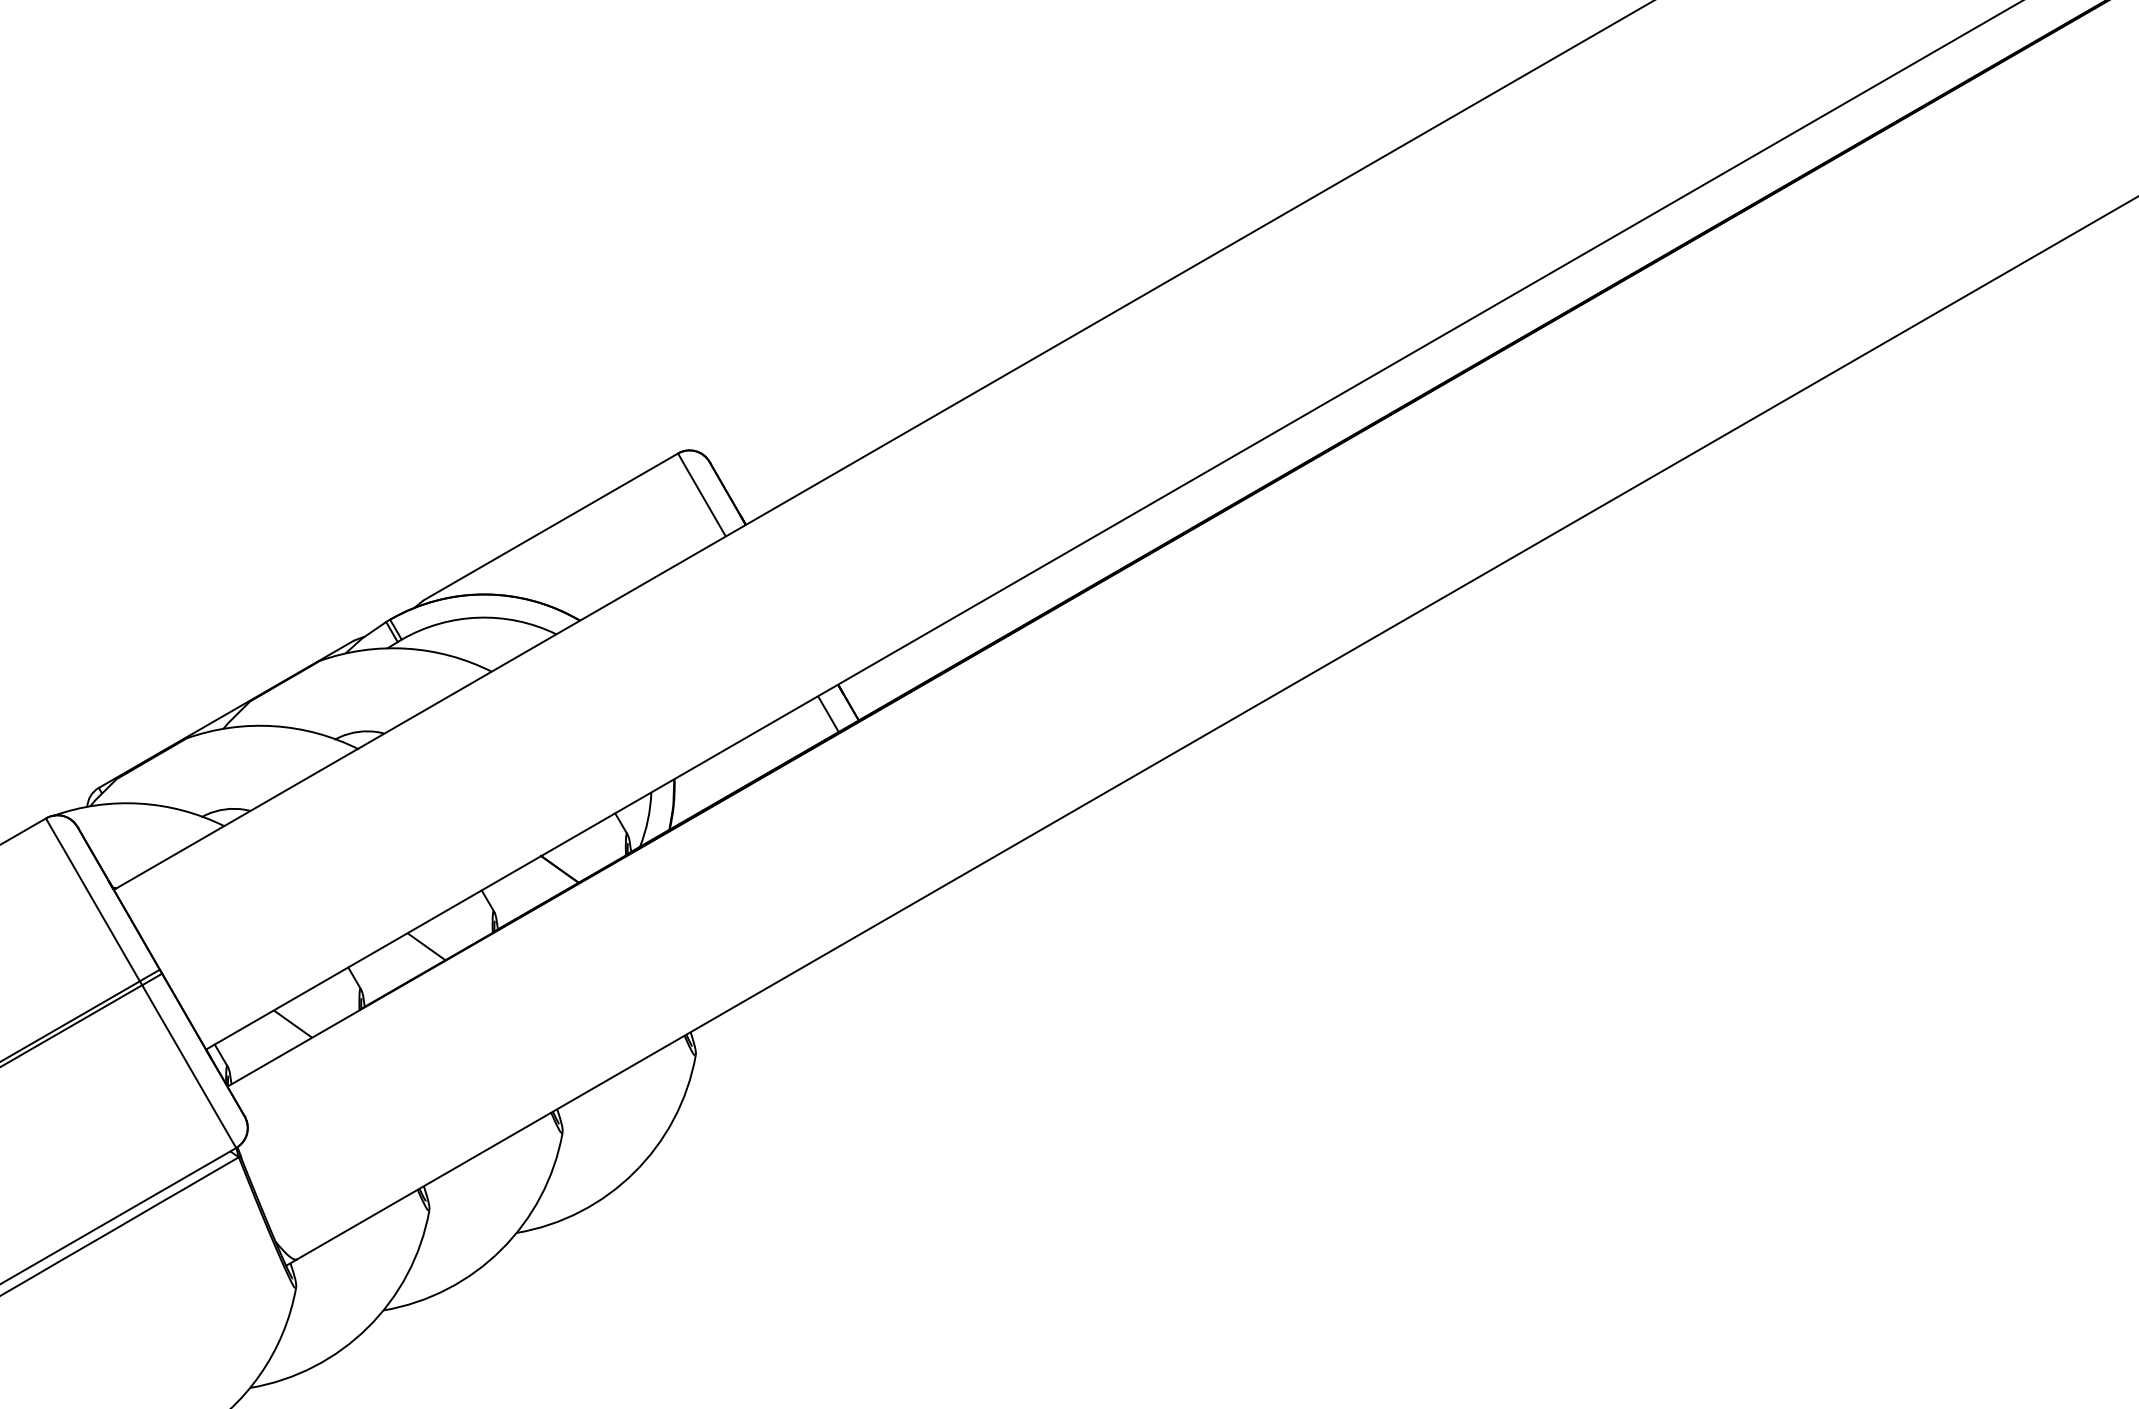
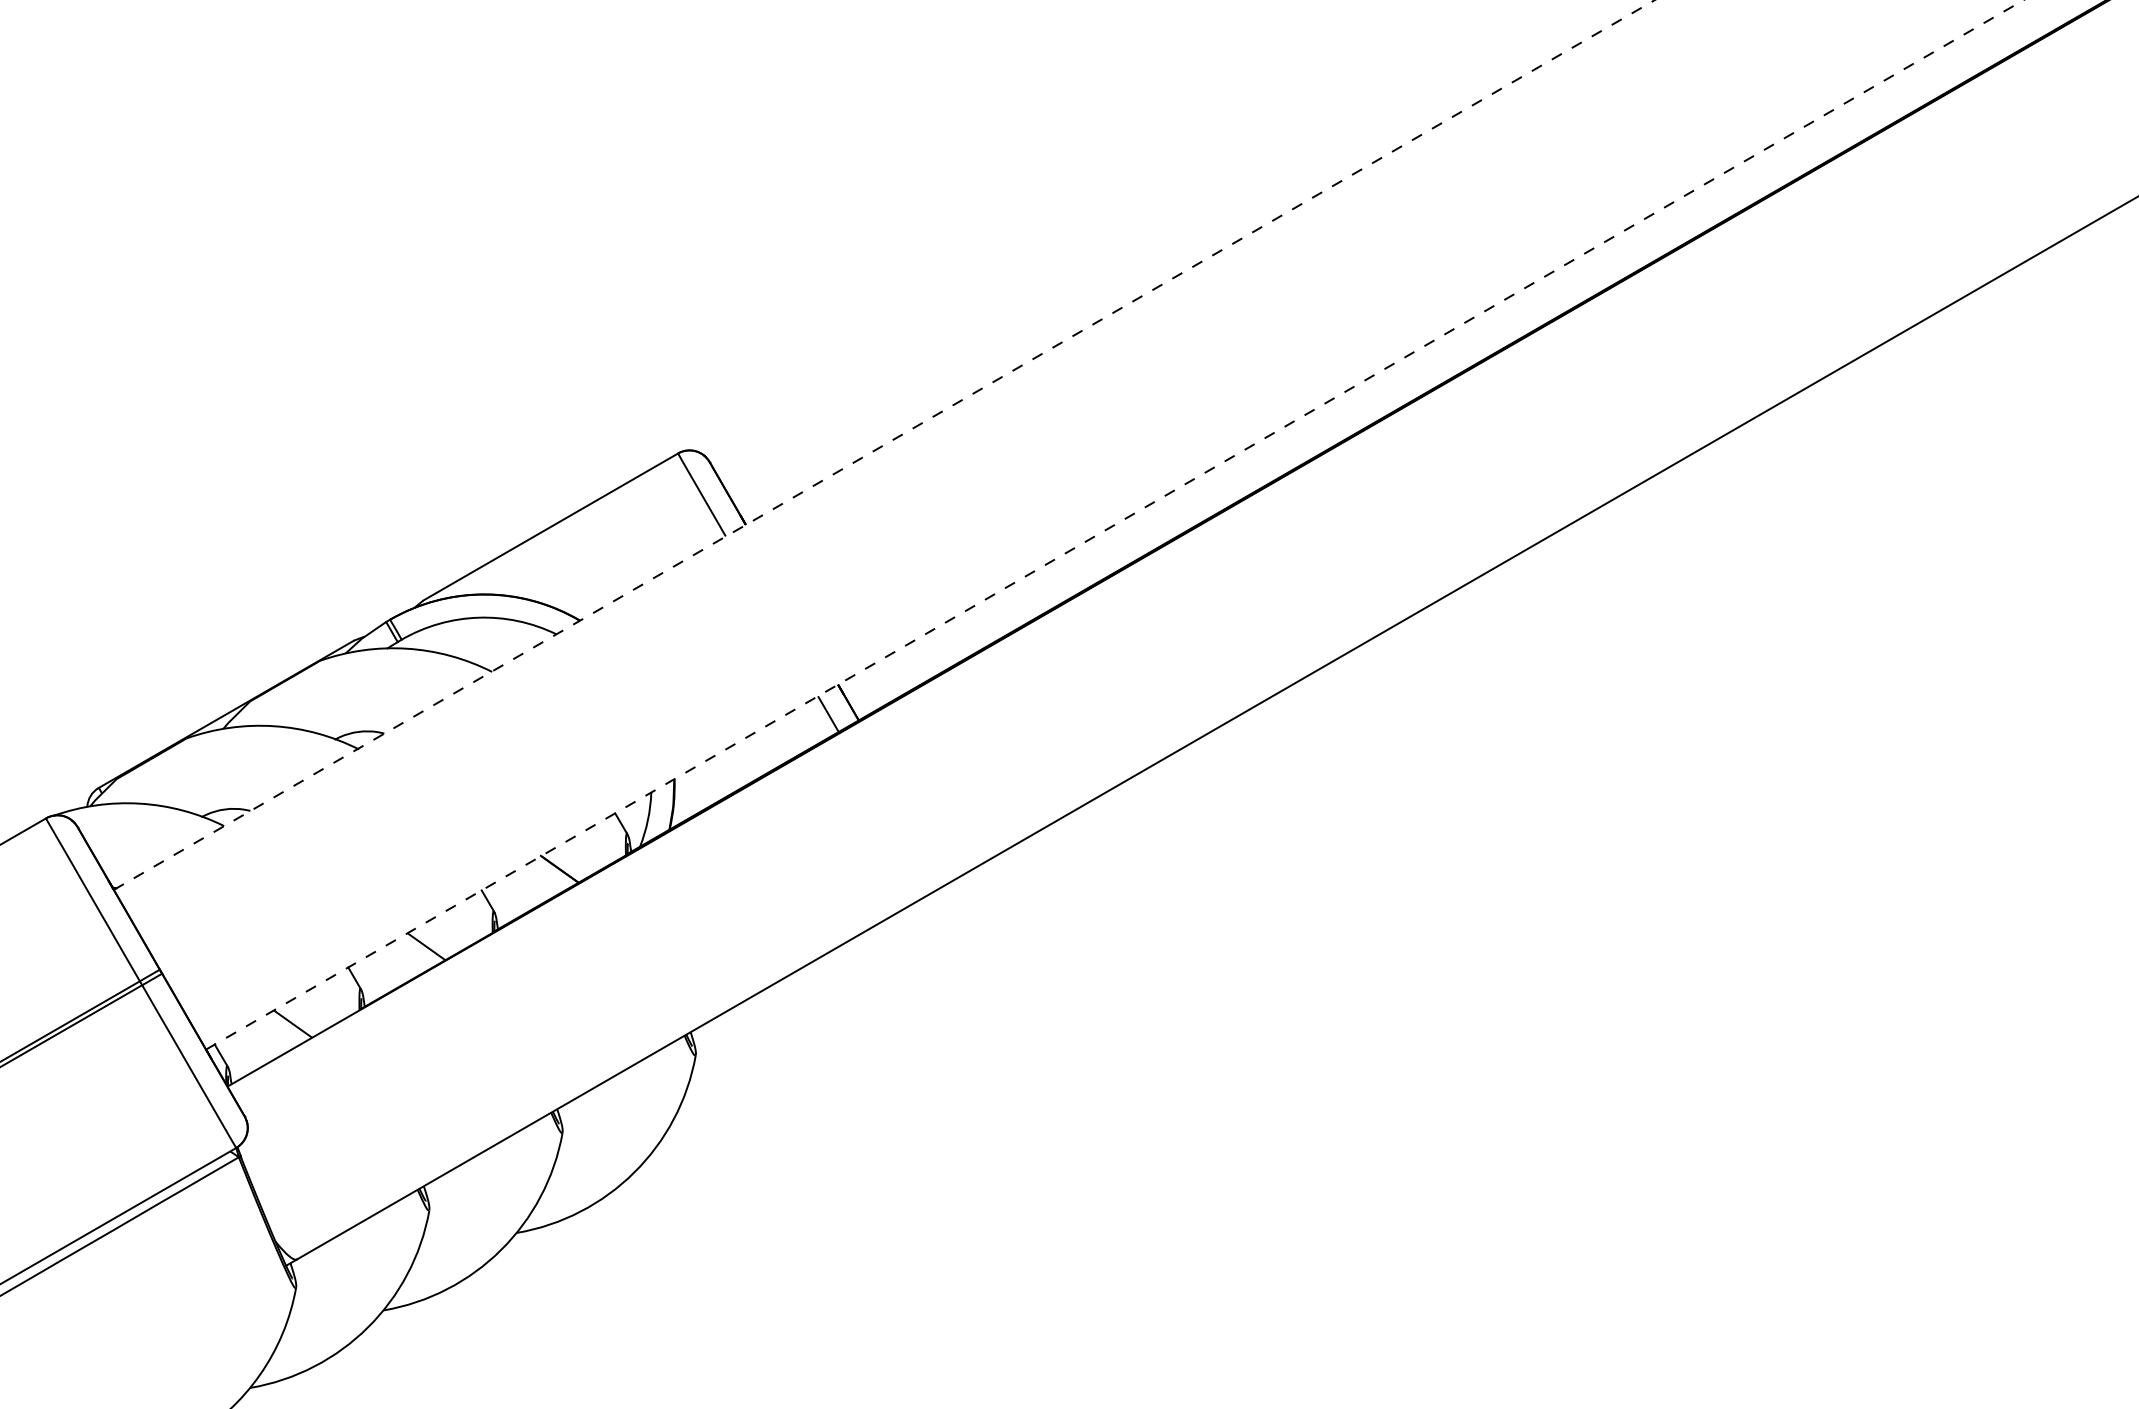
line: solid -> dashed (883, 445)
line: solid -> dashed (1115, 524)
